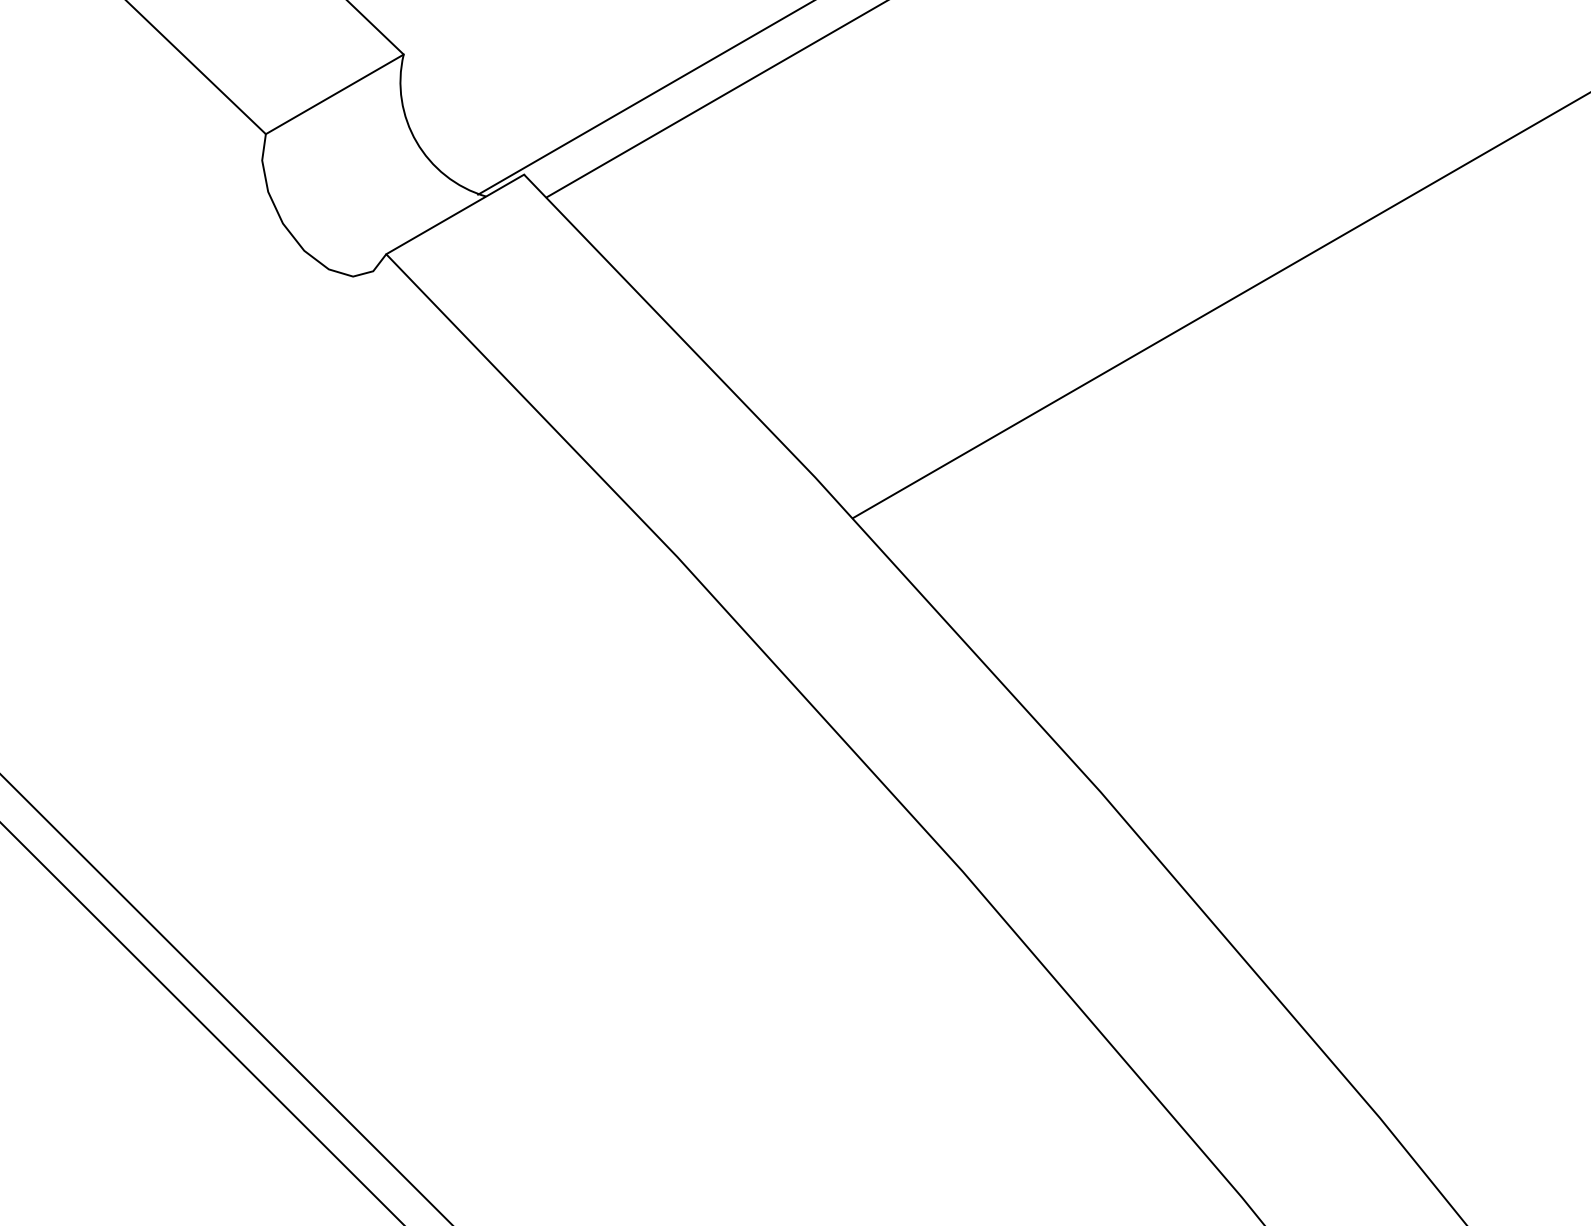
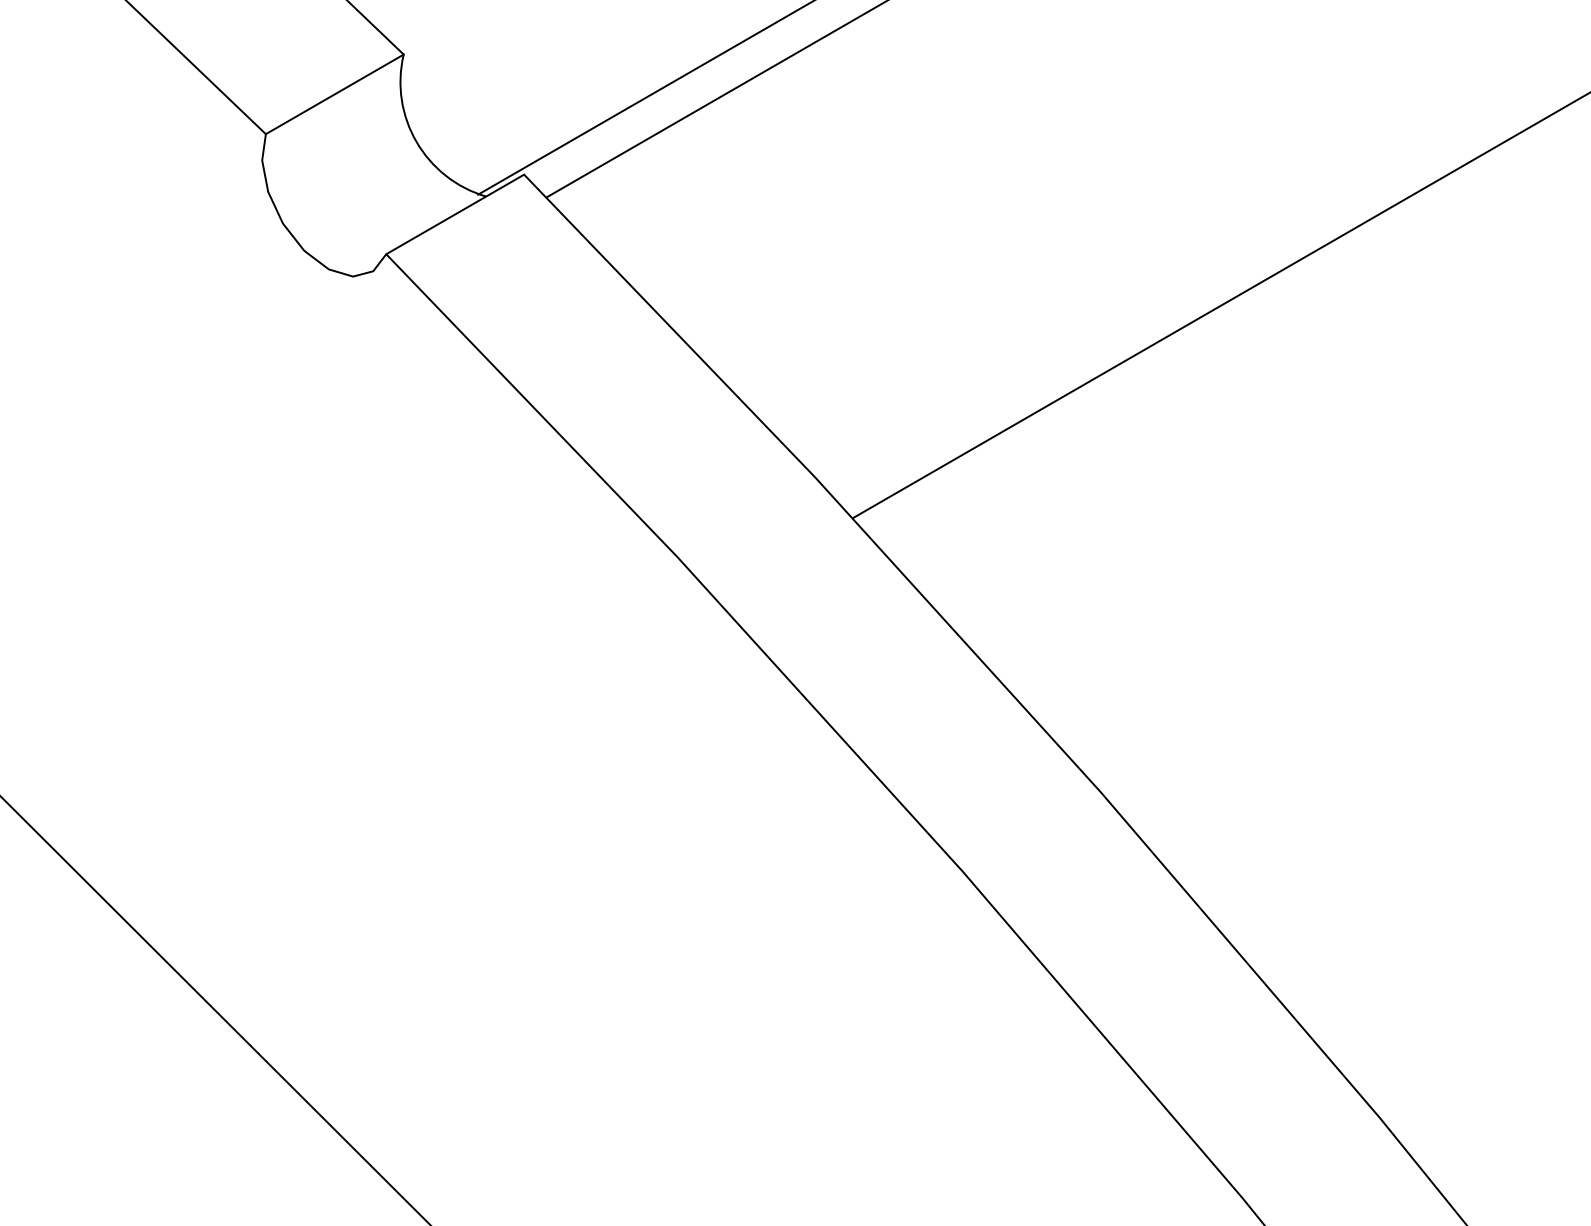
line position: (226, 998) -> (214, 1010) (214, 1010)
line: present -> none (201, 1023)
